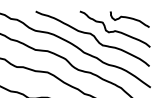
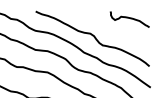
curve: present -> none (114, 30)
